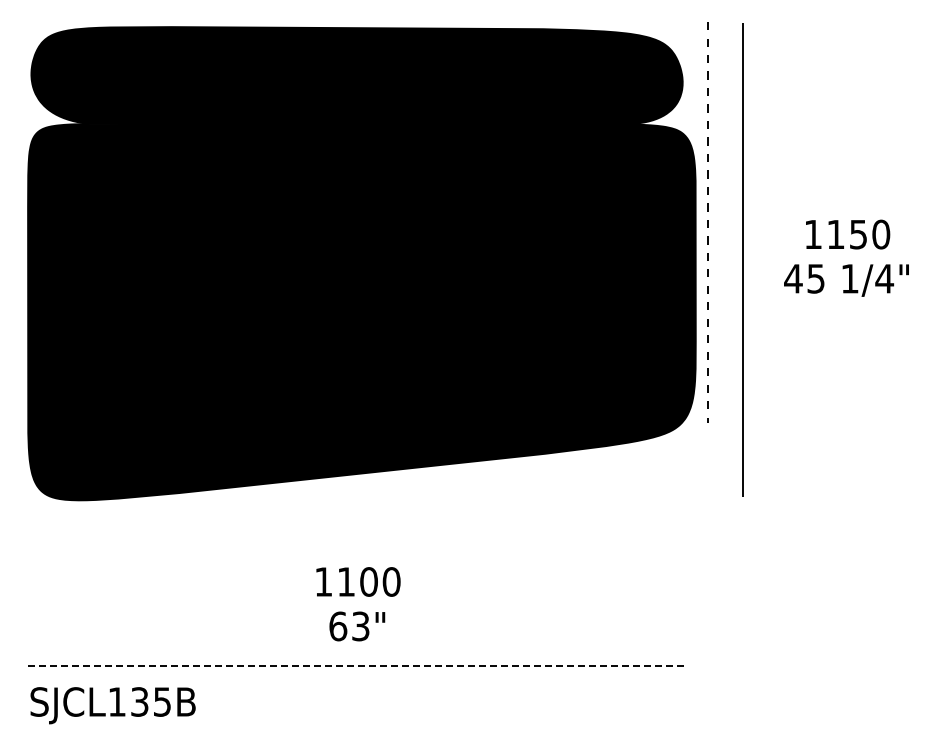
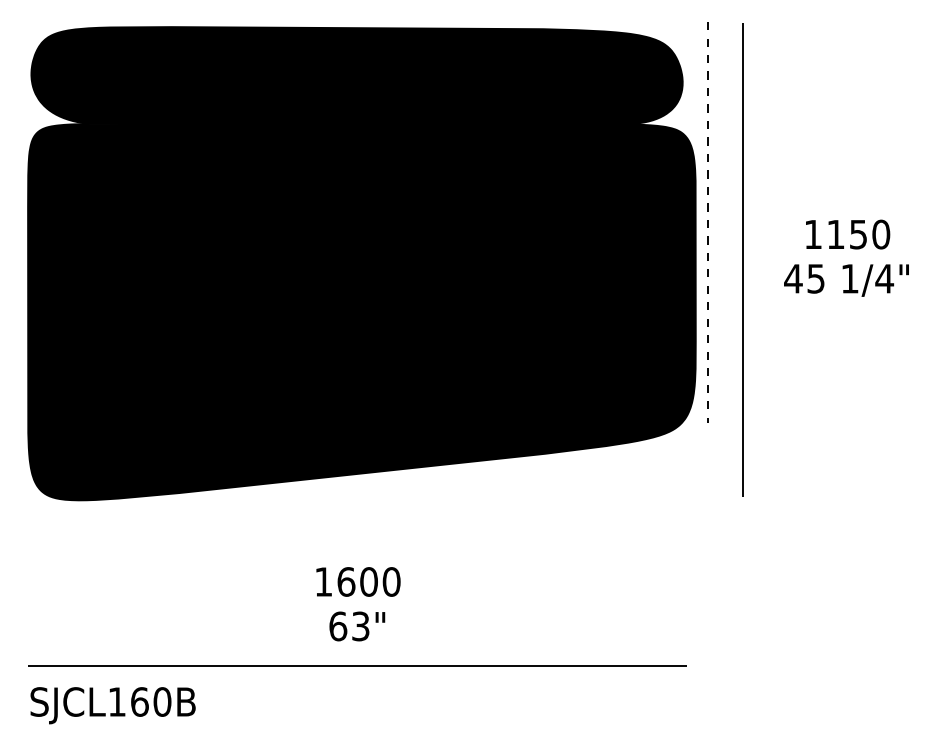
text: 1100 -> 1600 (346, 581)
line: dashed -> solid (357, 666)
text: SJCL135B -> SJCL160B (151, 701)
